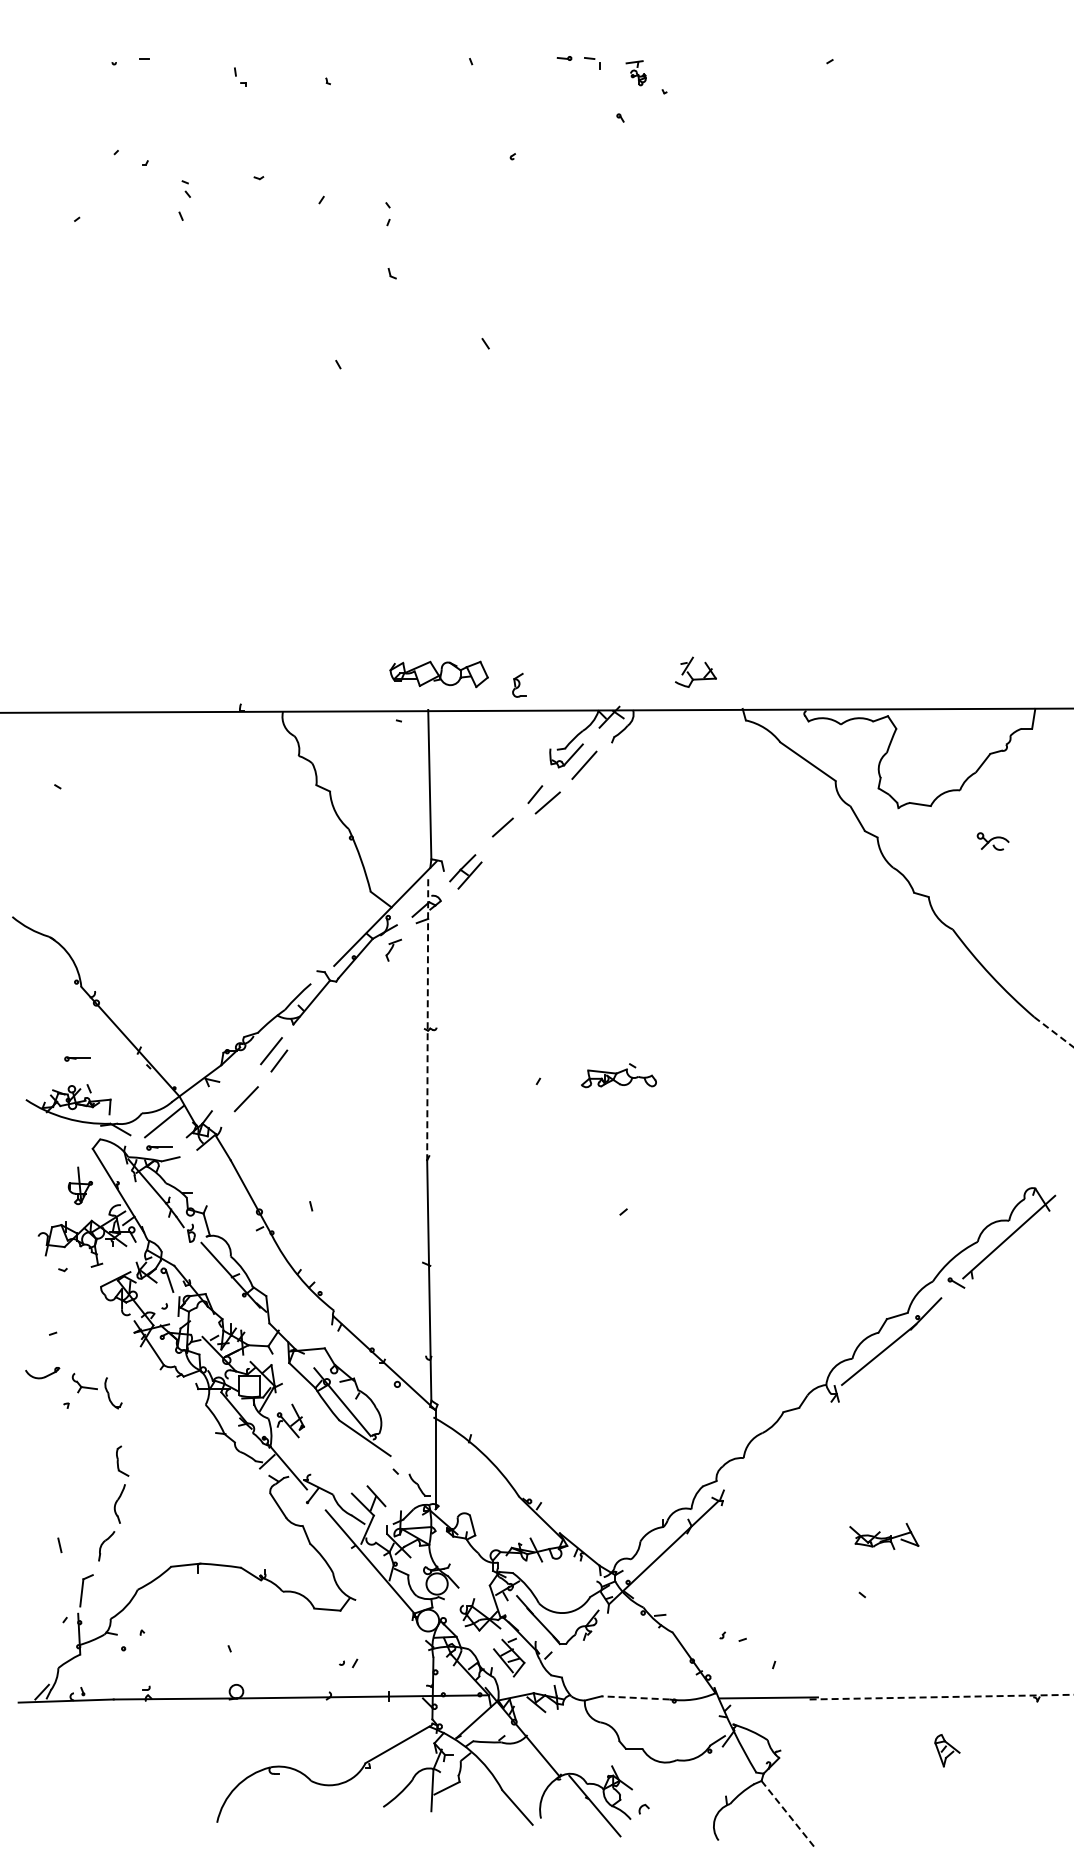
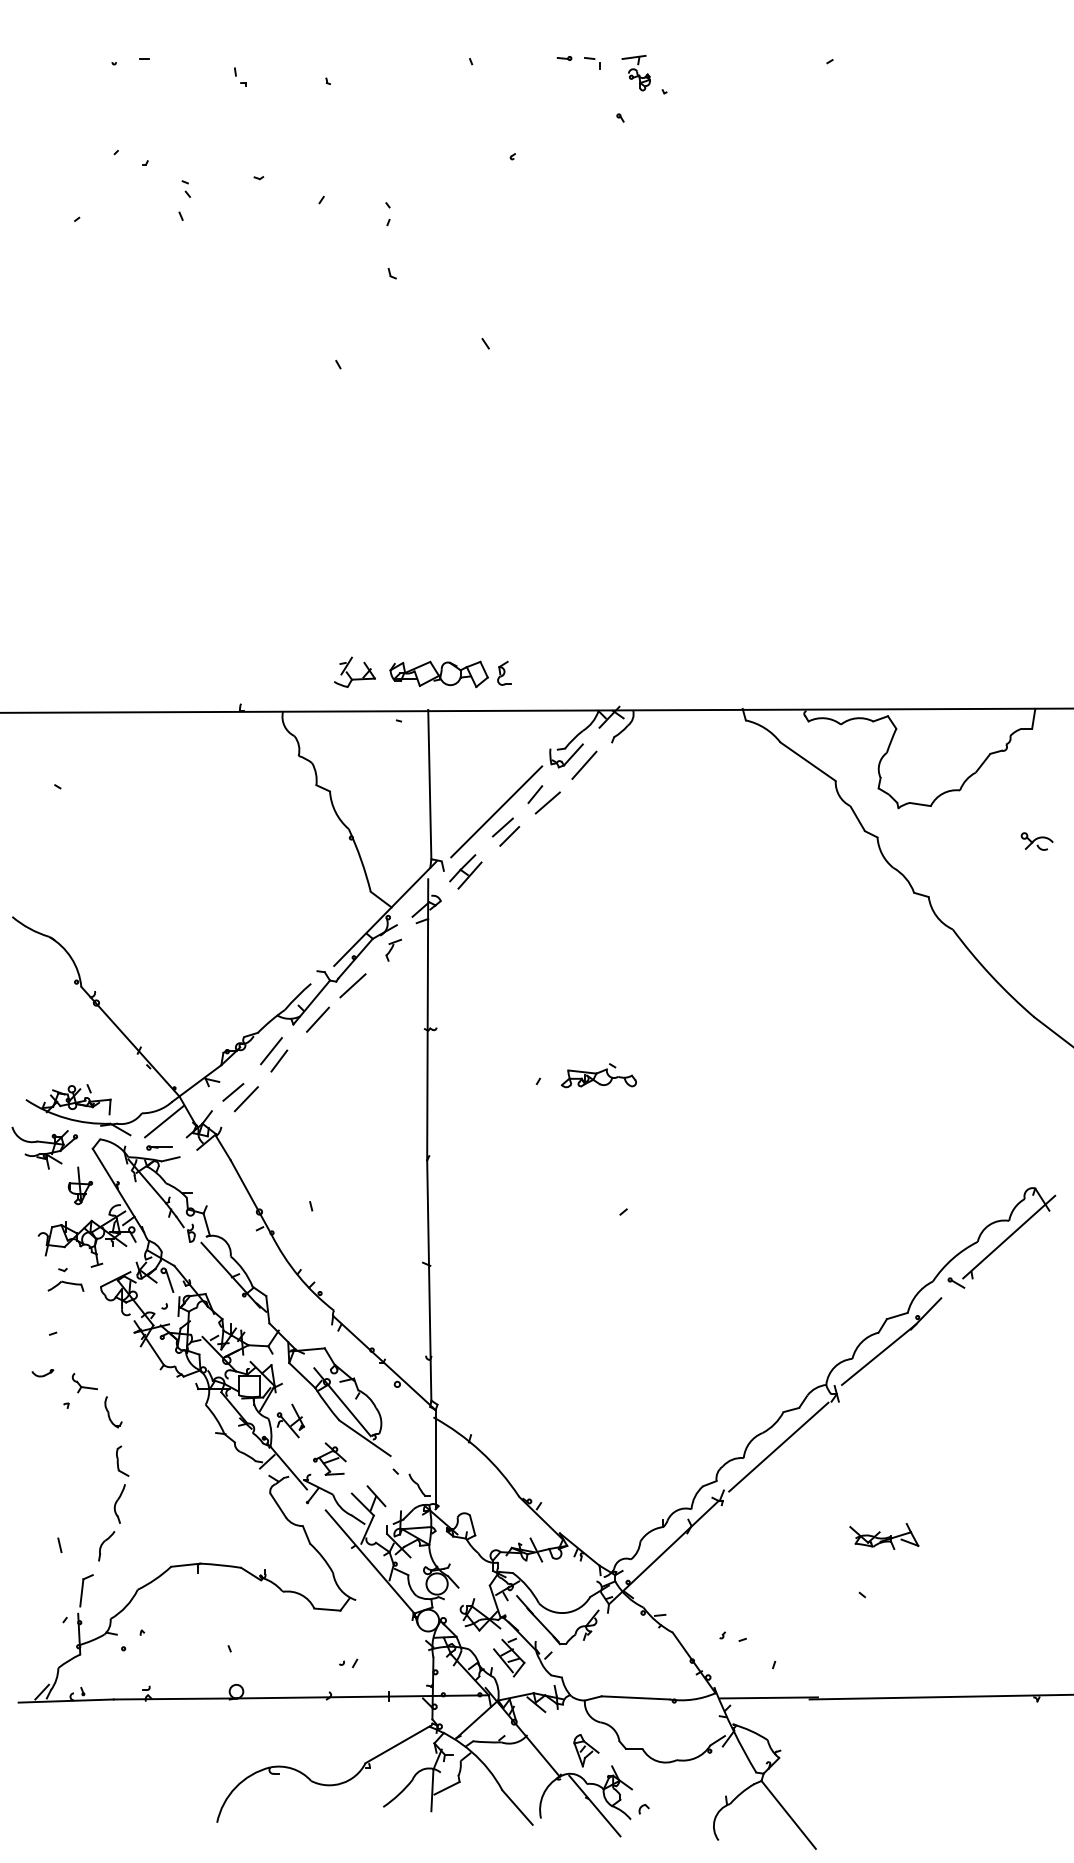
part size: 22x27 px -> 30x37 px (635, 73)
part position: (695, 671) -> (354, 671) (354, 671)
part position: (519, 684) -> (504, 672) (504, 672)
line: none -> present (496, 811)
line: none -> present (509, 836)
part position: (992, 841) -> (1036, 841) (1036, 841)
line: none -> present (352, 985)
line: none -> present (317, 1019)
line: dashed -> solid (427, 1019)
line: dashed -> solid (1054, 1032)
part: present -> none (77, 1058)
part position: (618, 1075) -> (598, 1075) (598, 1075)
line: none -> present (233, 1092)
part: none -> present (44, 1147)
part: none -> present (65, 1285)
part size: 36x13 px -> 24x9 px (42, 1373)
part position: (113, 1393) -> (113, 1412) (113, 1412)
line: none -> present (778, 1446)
part: none -> present (329, 1458)
line: dashed -> solid (635, 1697)
line: dashed -> solid (941, 1697)
part position: (947, 1750) -> (586, 1750) (586, 1750)
line: dashed -> solid (789, 1815)
